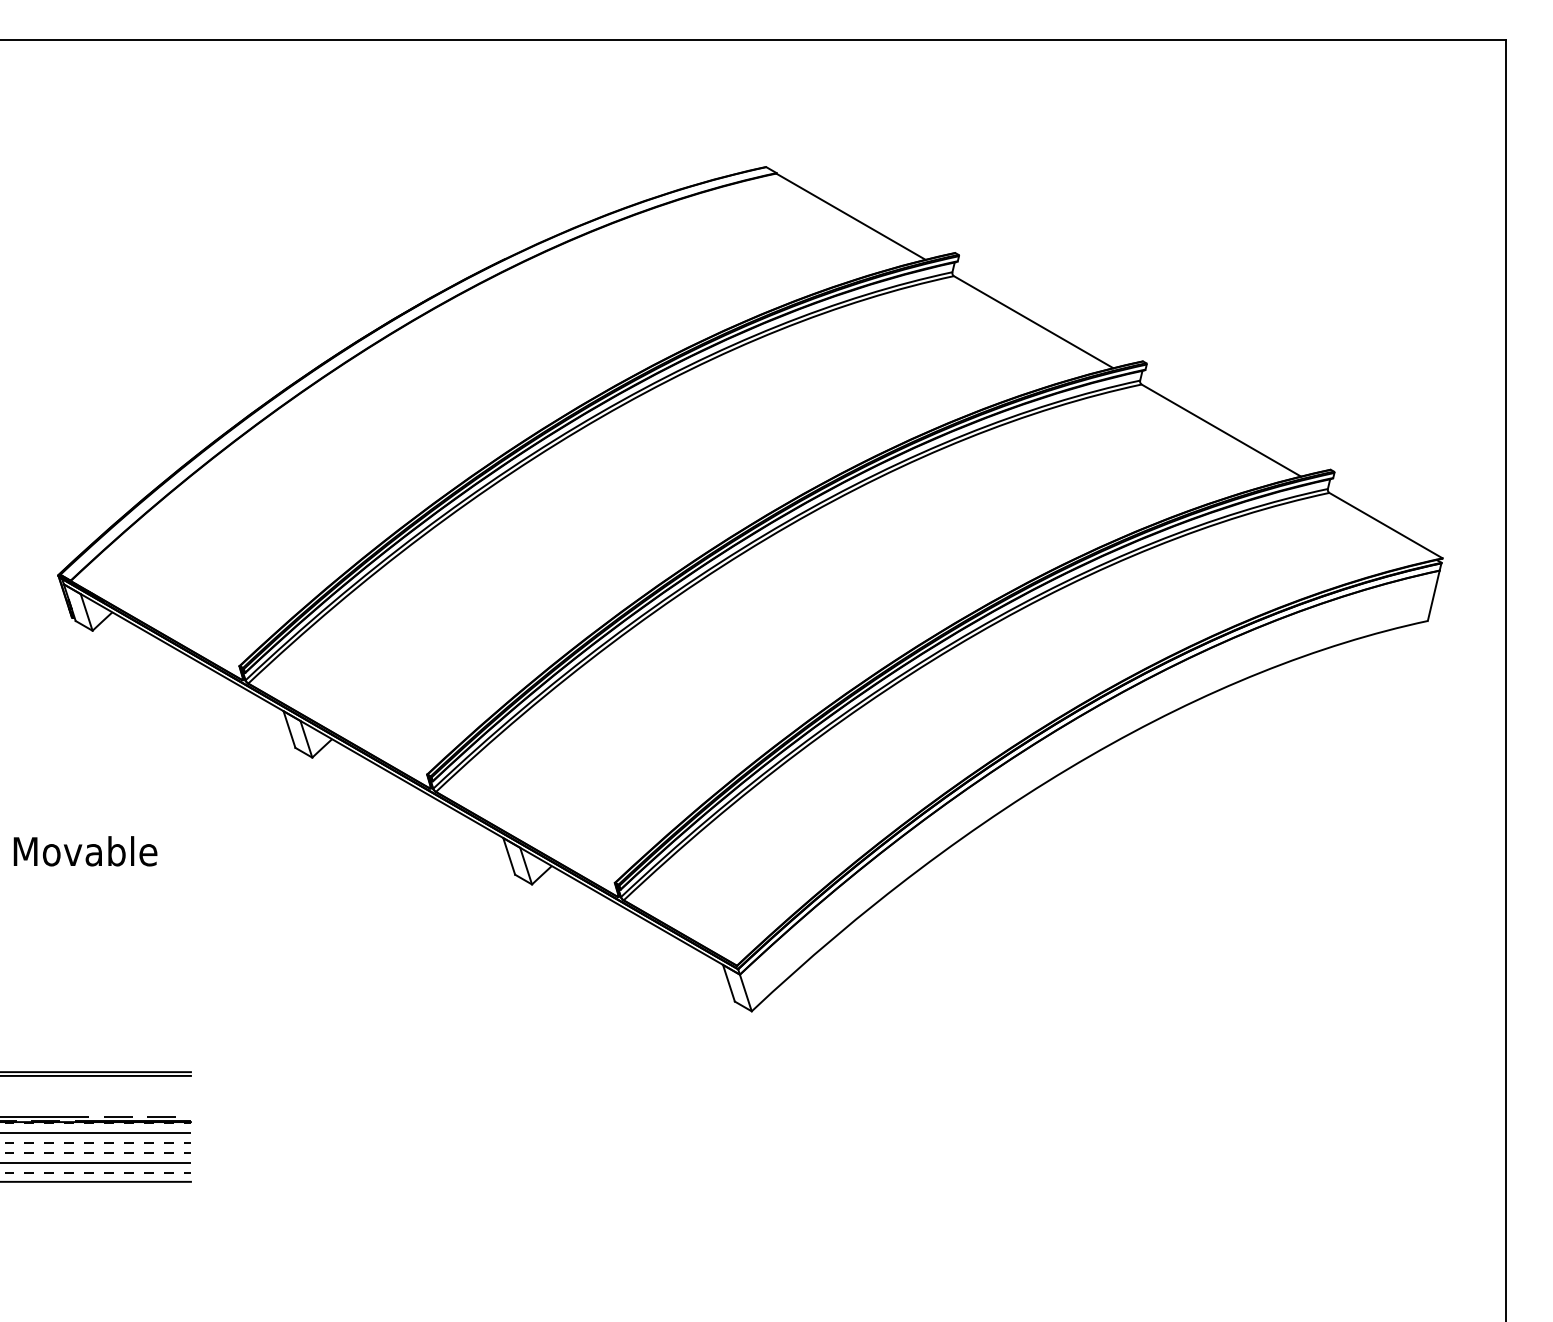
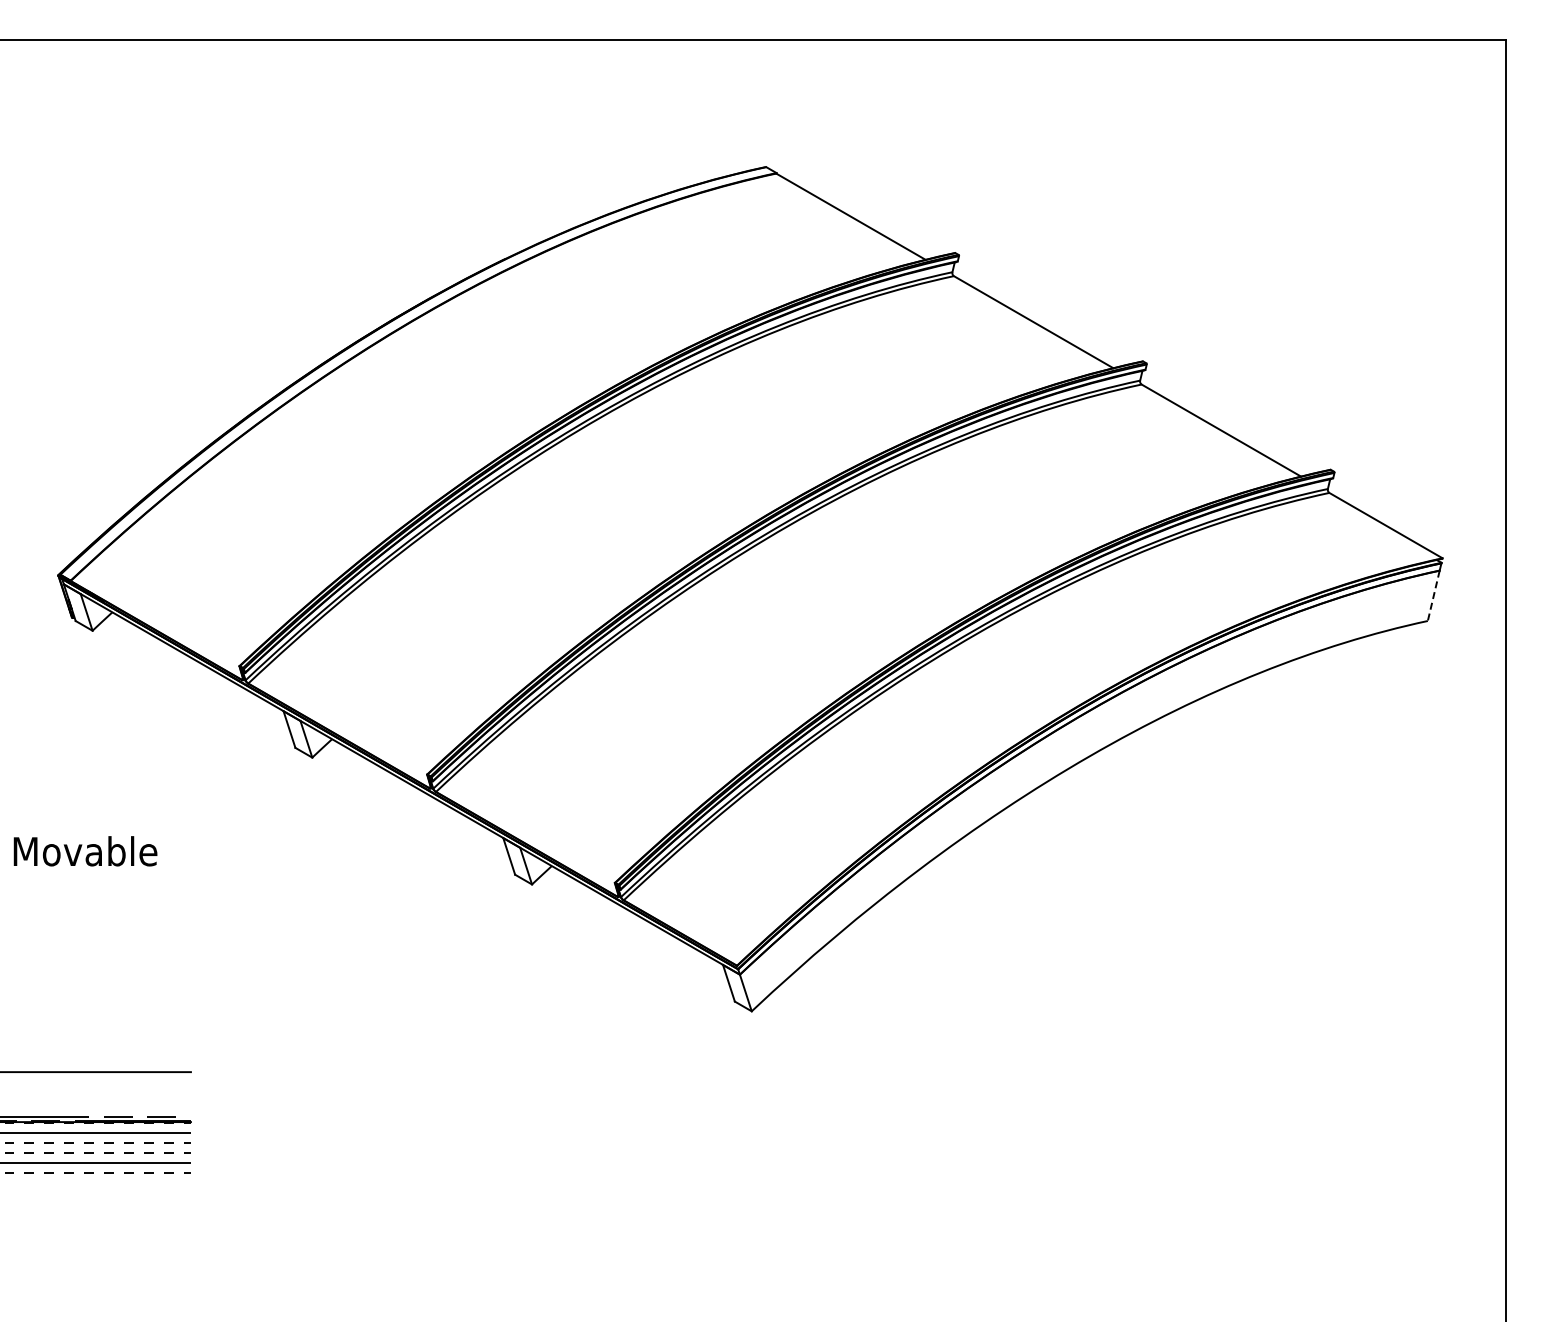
line: solid -> dashed (1433, 595)
line: present -> none (96, 1075)
line: present -> none (96, 1181)
